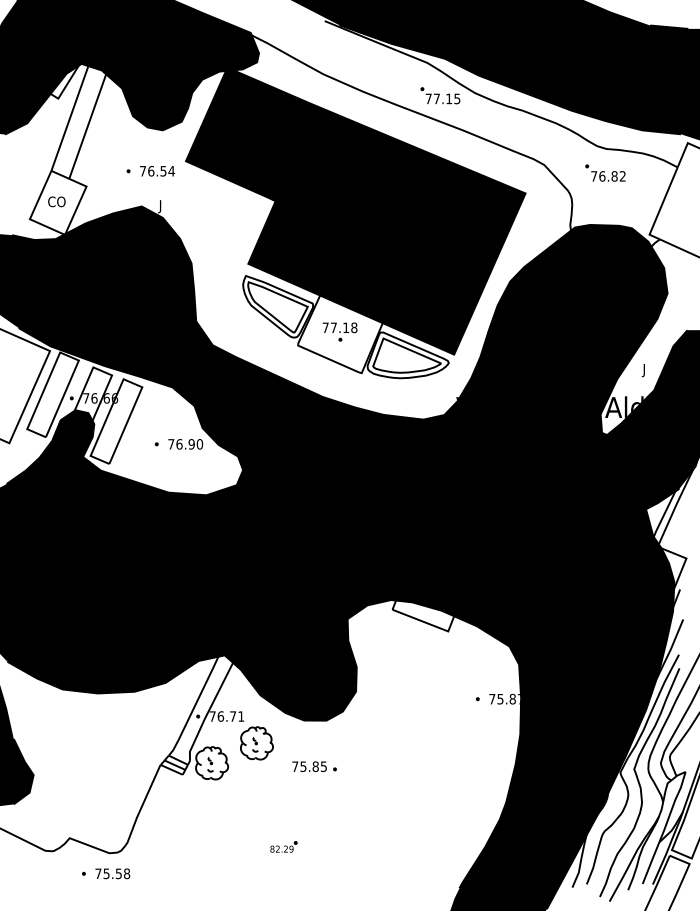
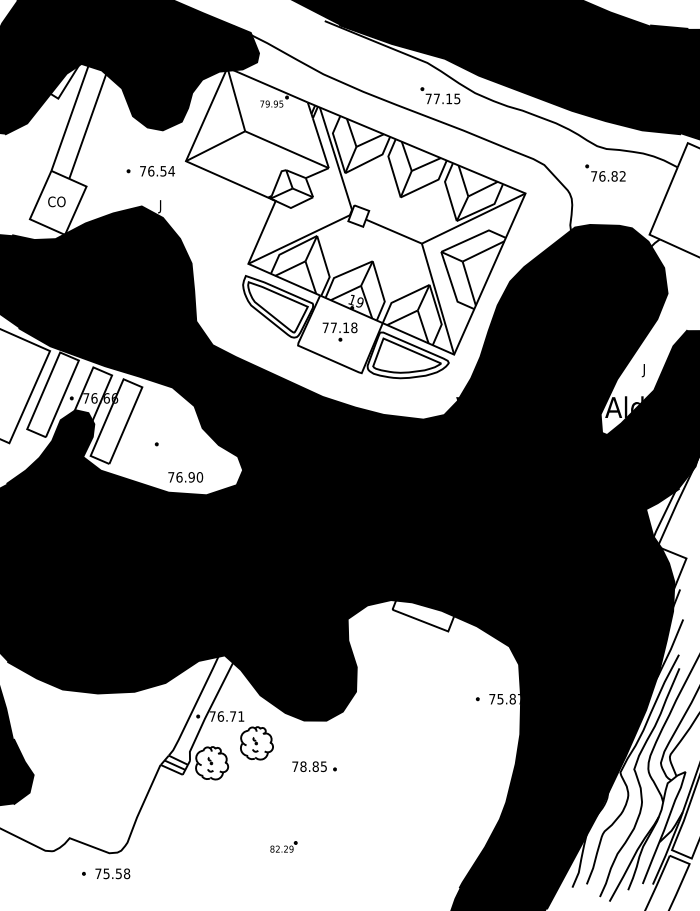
fill: present -> none (355, 210)
text position: (185, 444) -> (185, 477) (185, 477)
text: 75.85 -> 78.85 (303, 766)
